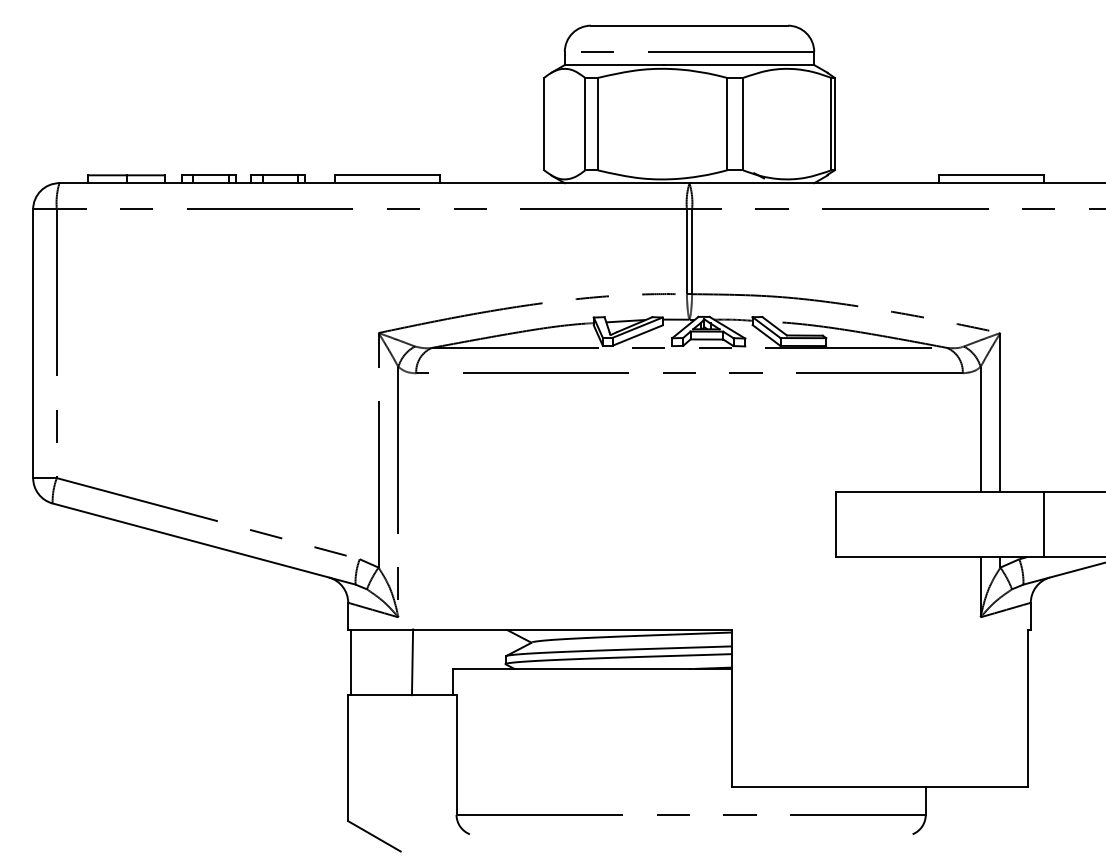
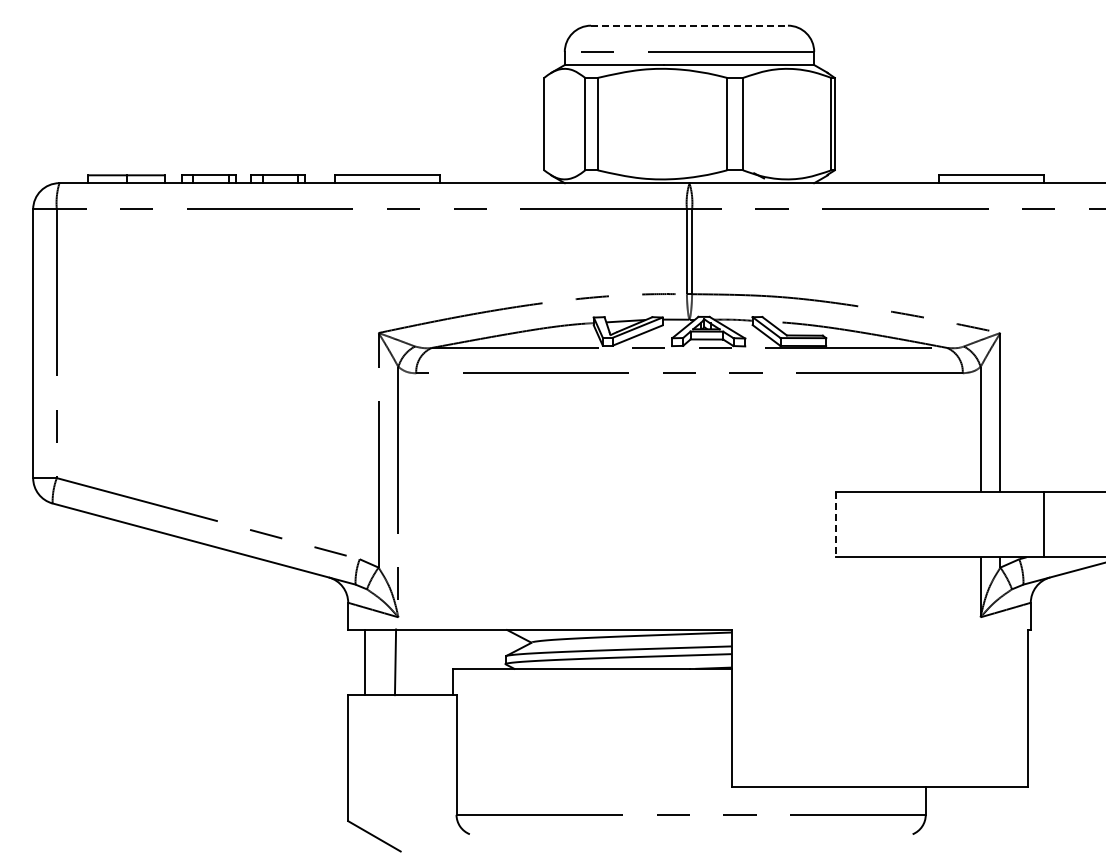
line: solid -> dashed (690, 25)
line: solid -> dashed (835, 524)
line position: (350, 662) -> (364, 662) (364, 662)
line position: (412, 662) -> (395, 662) (395, 662)
